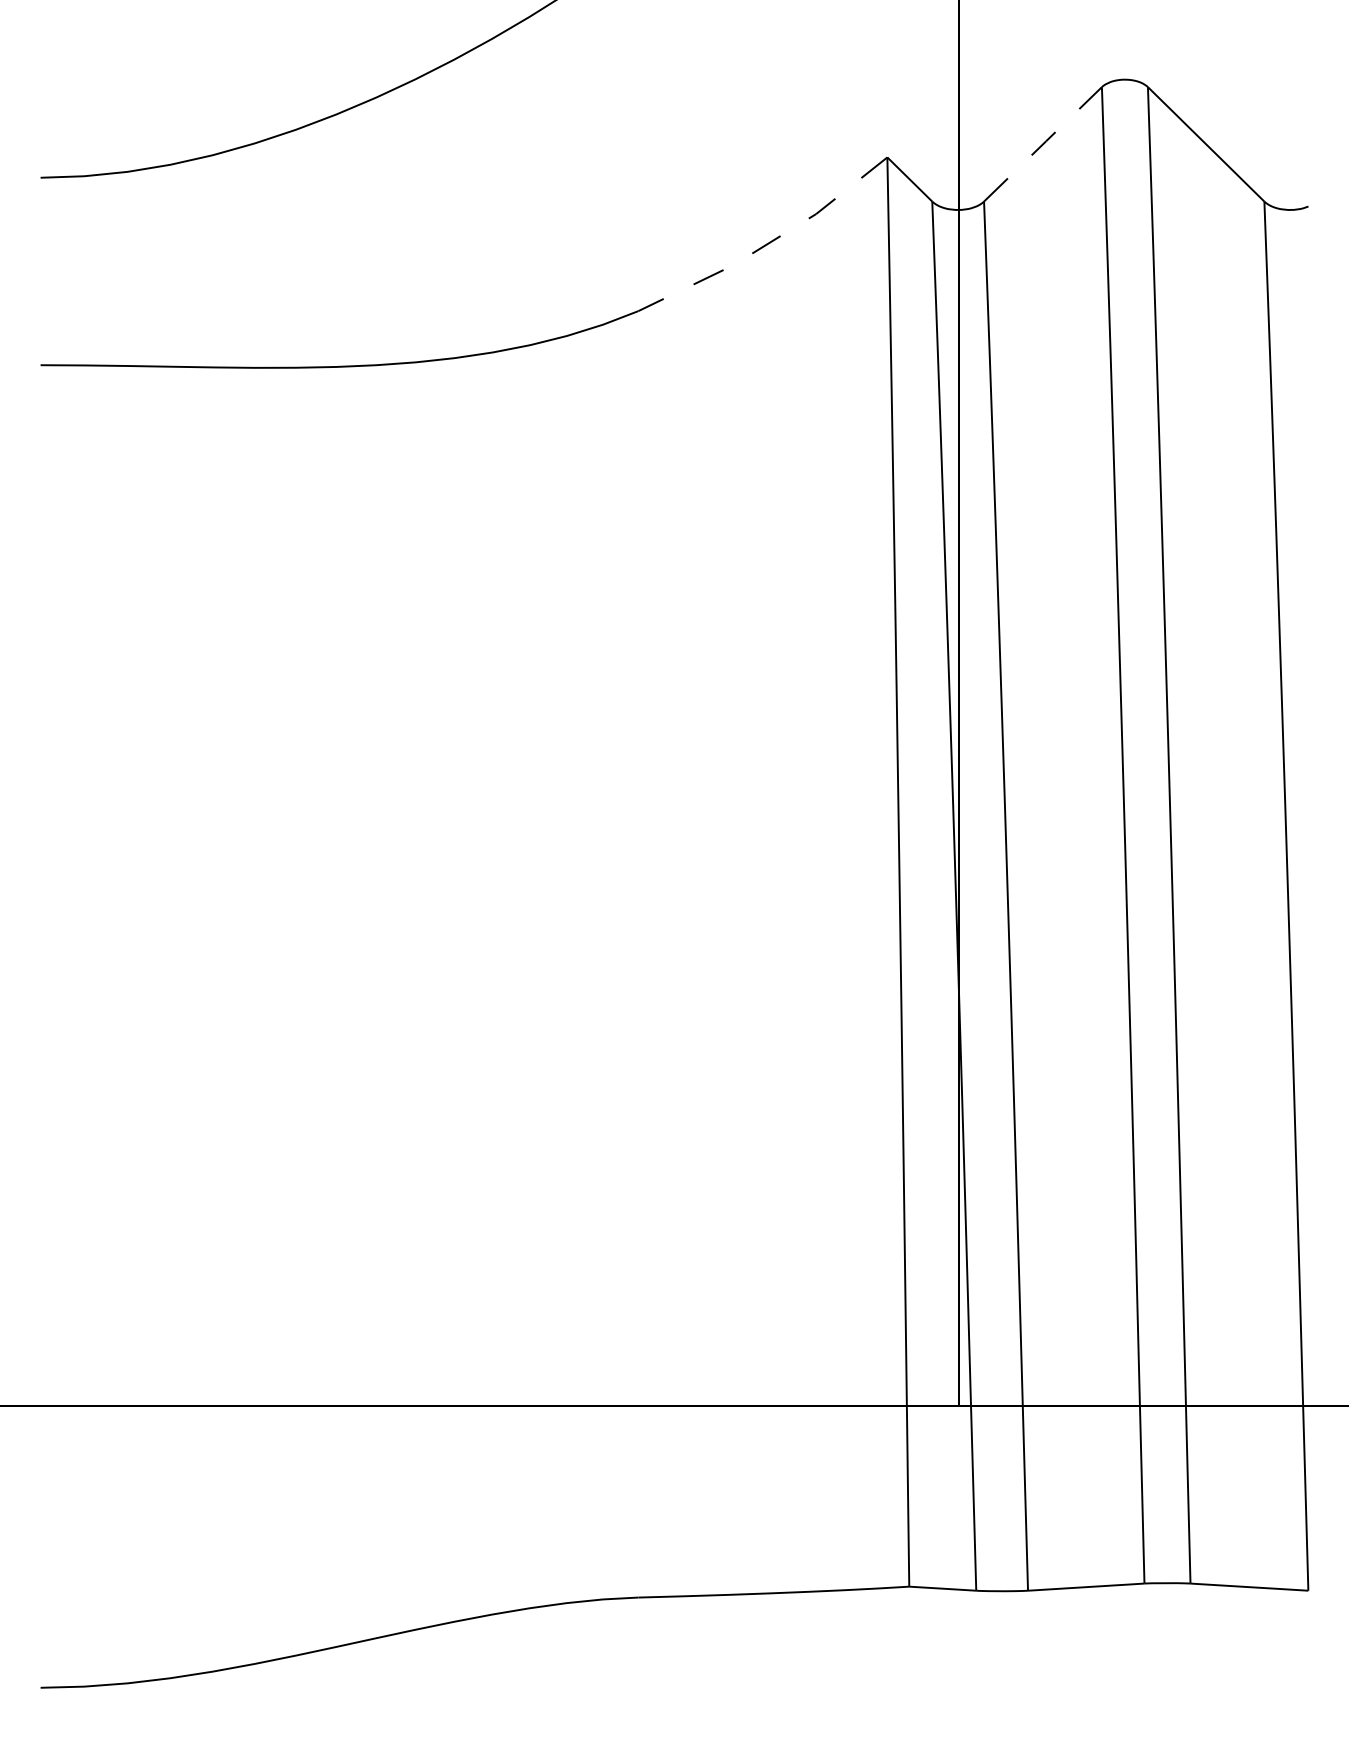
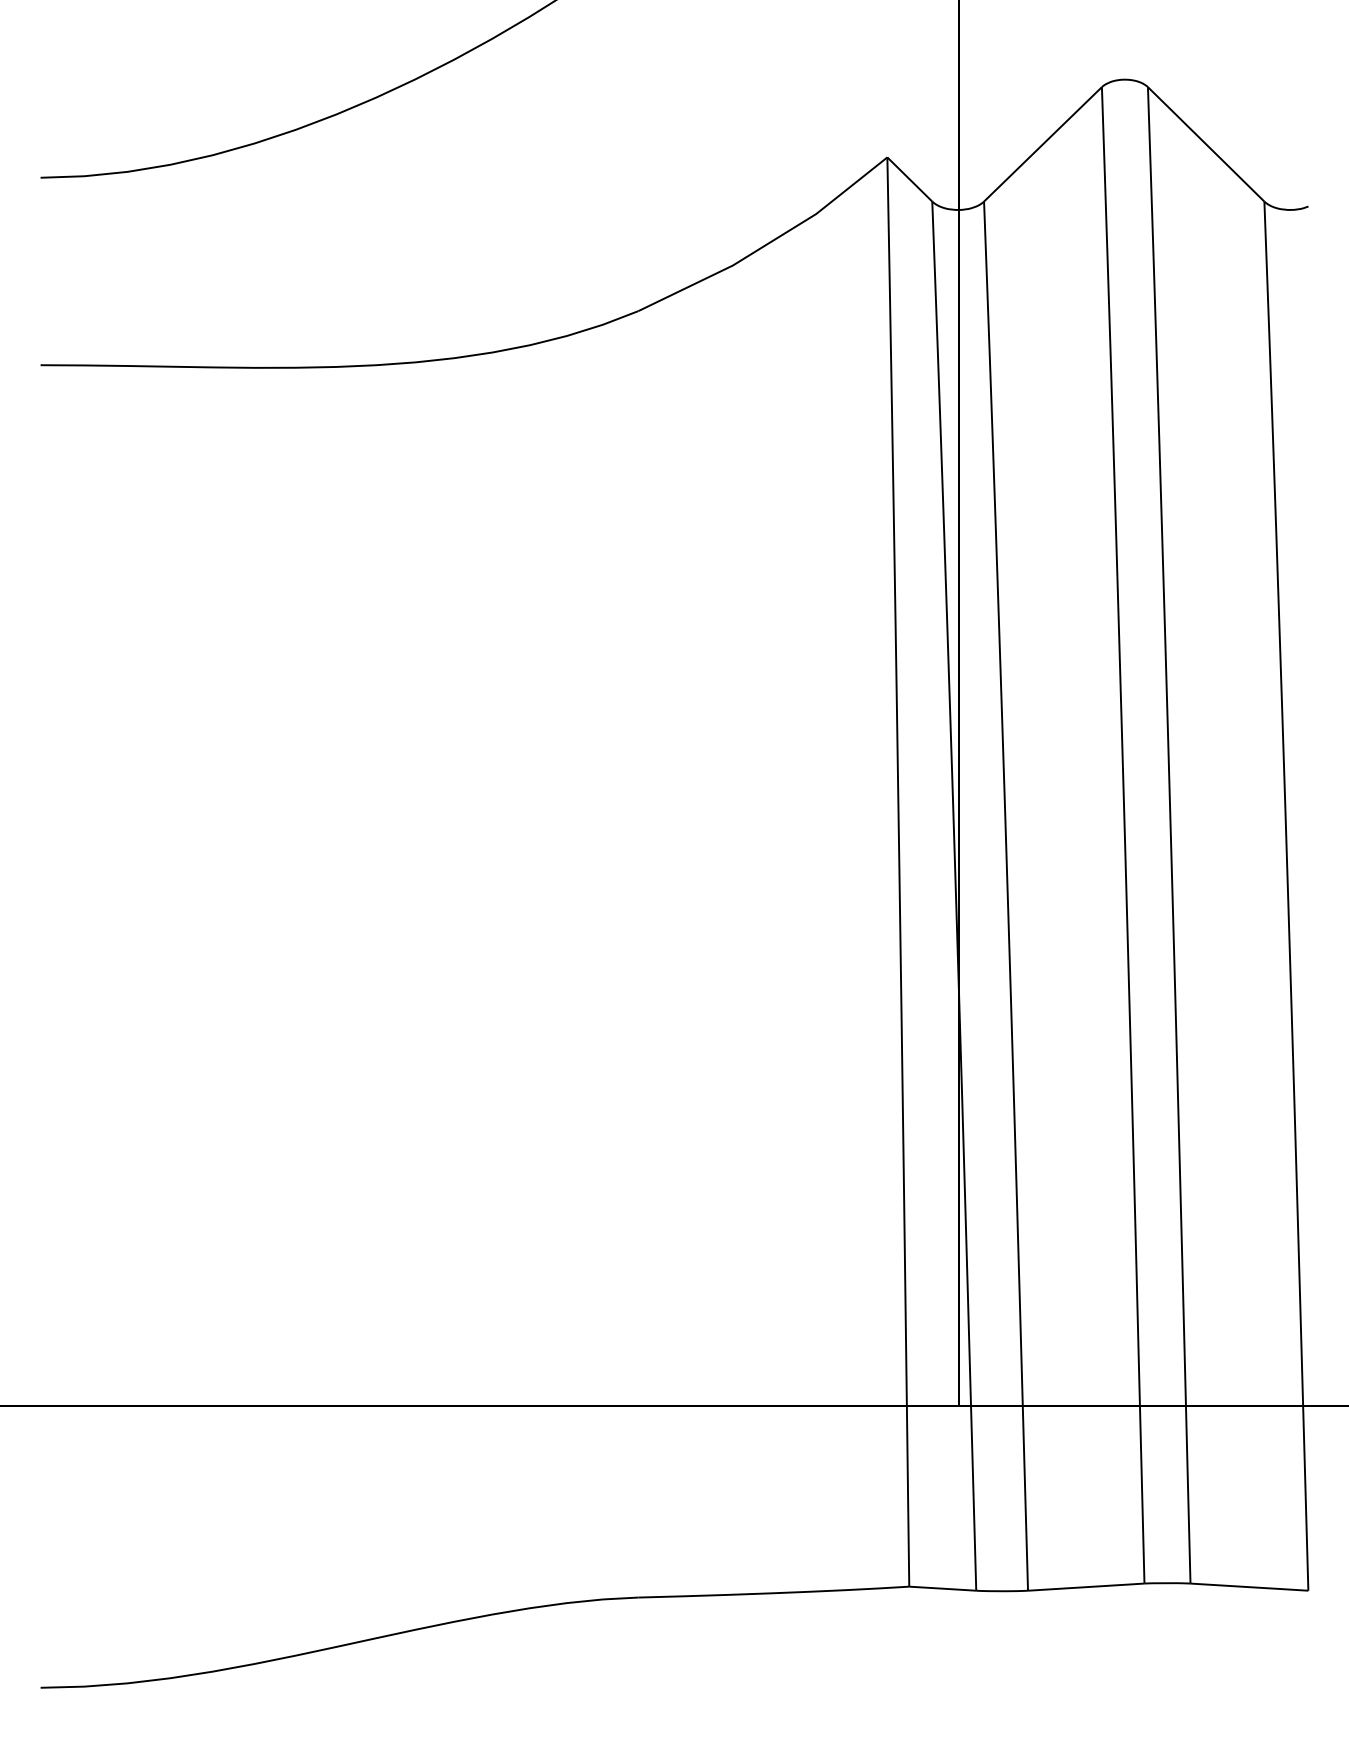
line: dashed -> solid (1042, 144)
line: dashed -> solid (768, 243)
